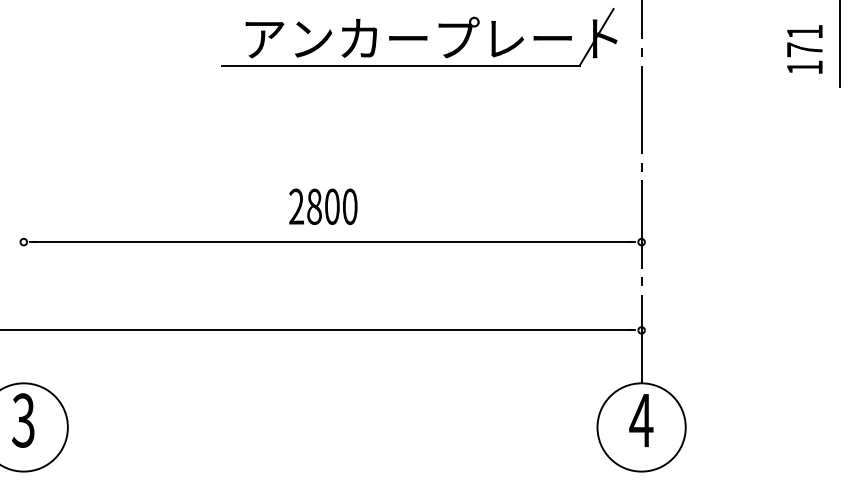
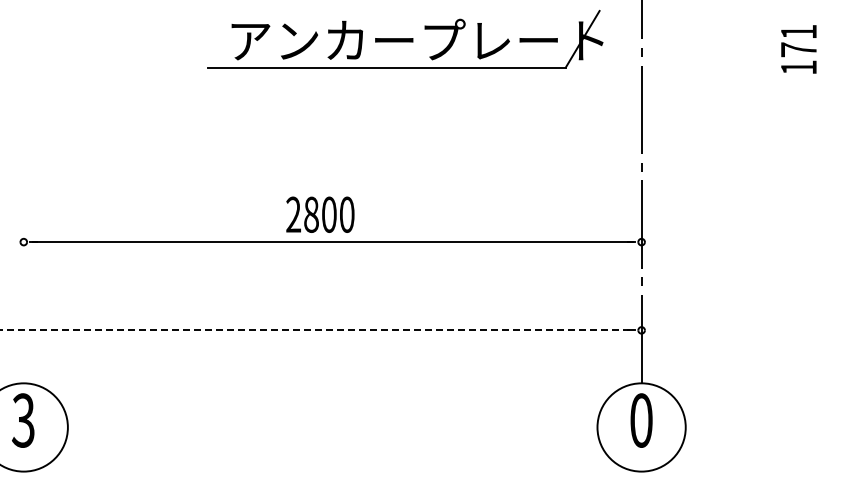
part position: (419, 36) -> (405, 38) (405, 38)
line: present -> none (840, 44)
text position: (804, 49) -> (798, 49) (798, 49)
text position: (323, 206) -> (320, 214) (320, 214)
line: solid -> dashed (316, 330)
text: 4 -> 0 (641, 420)
